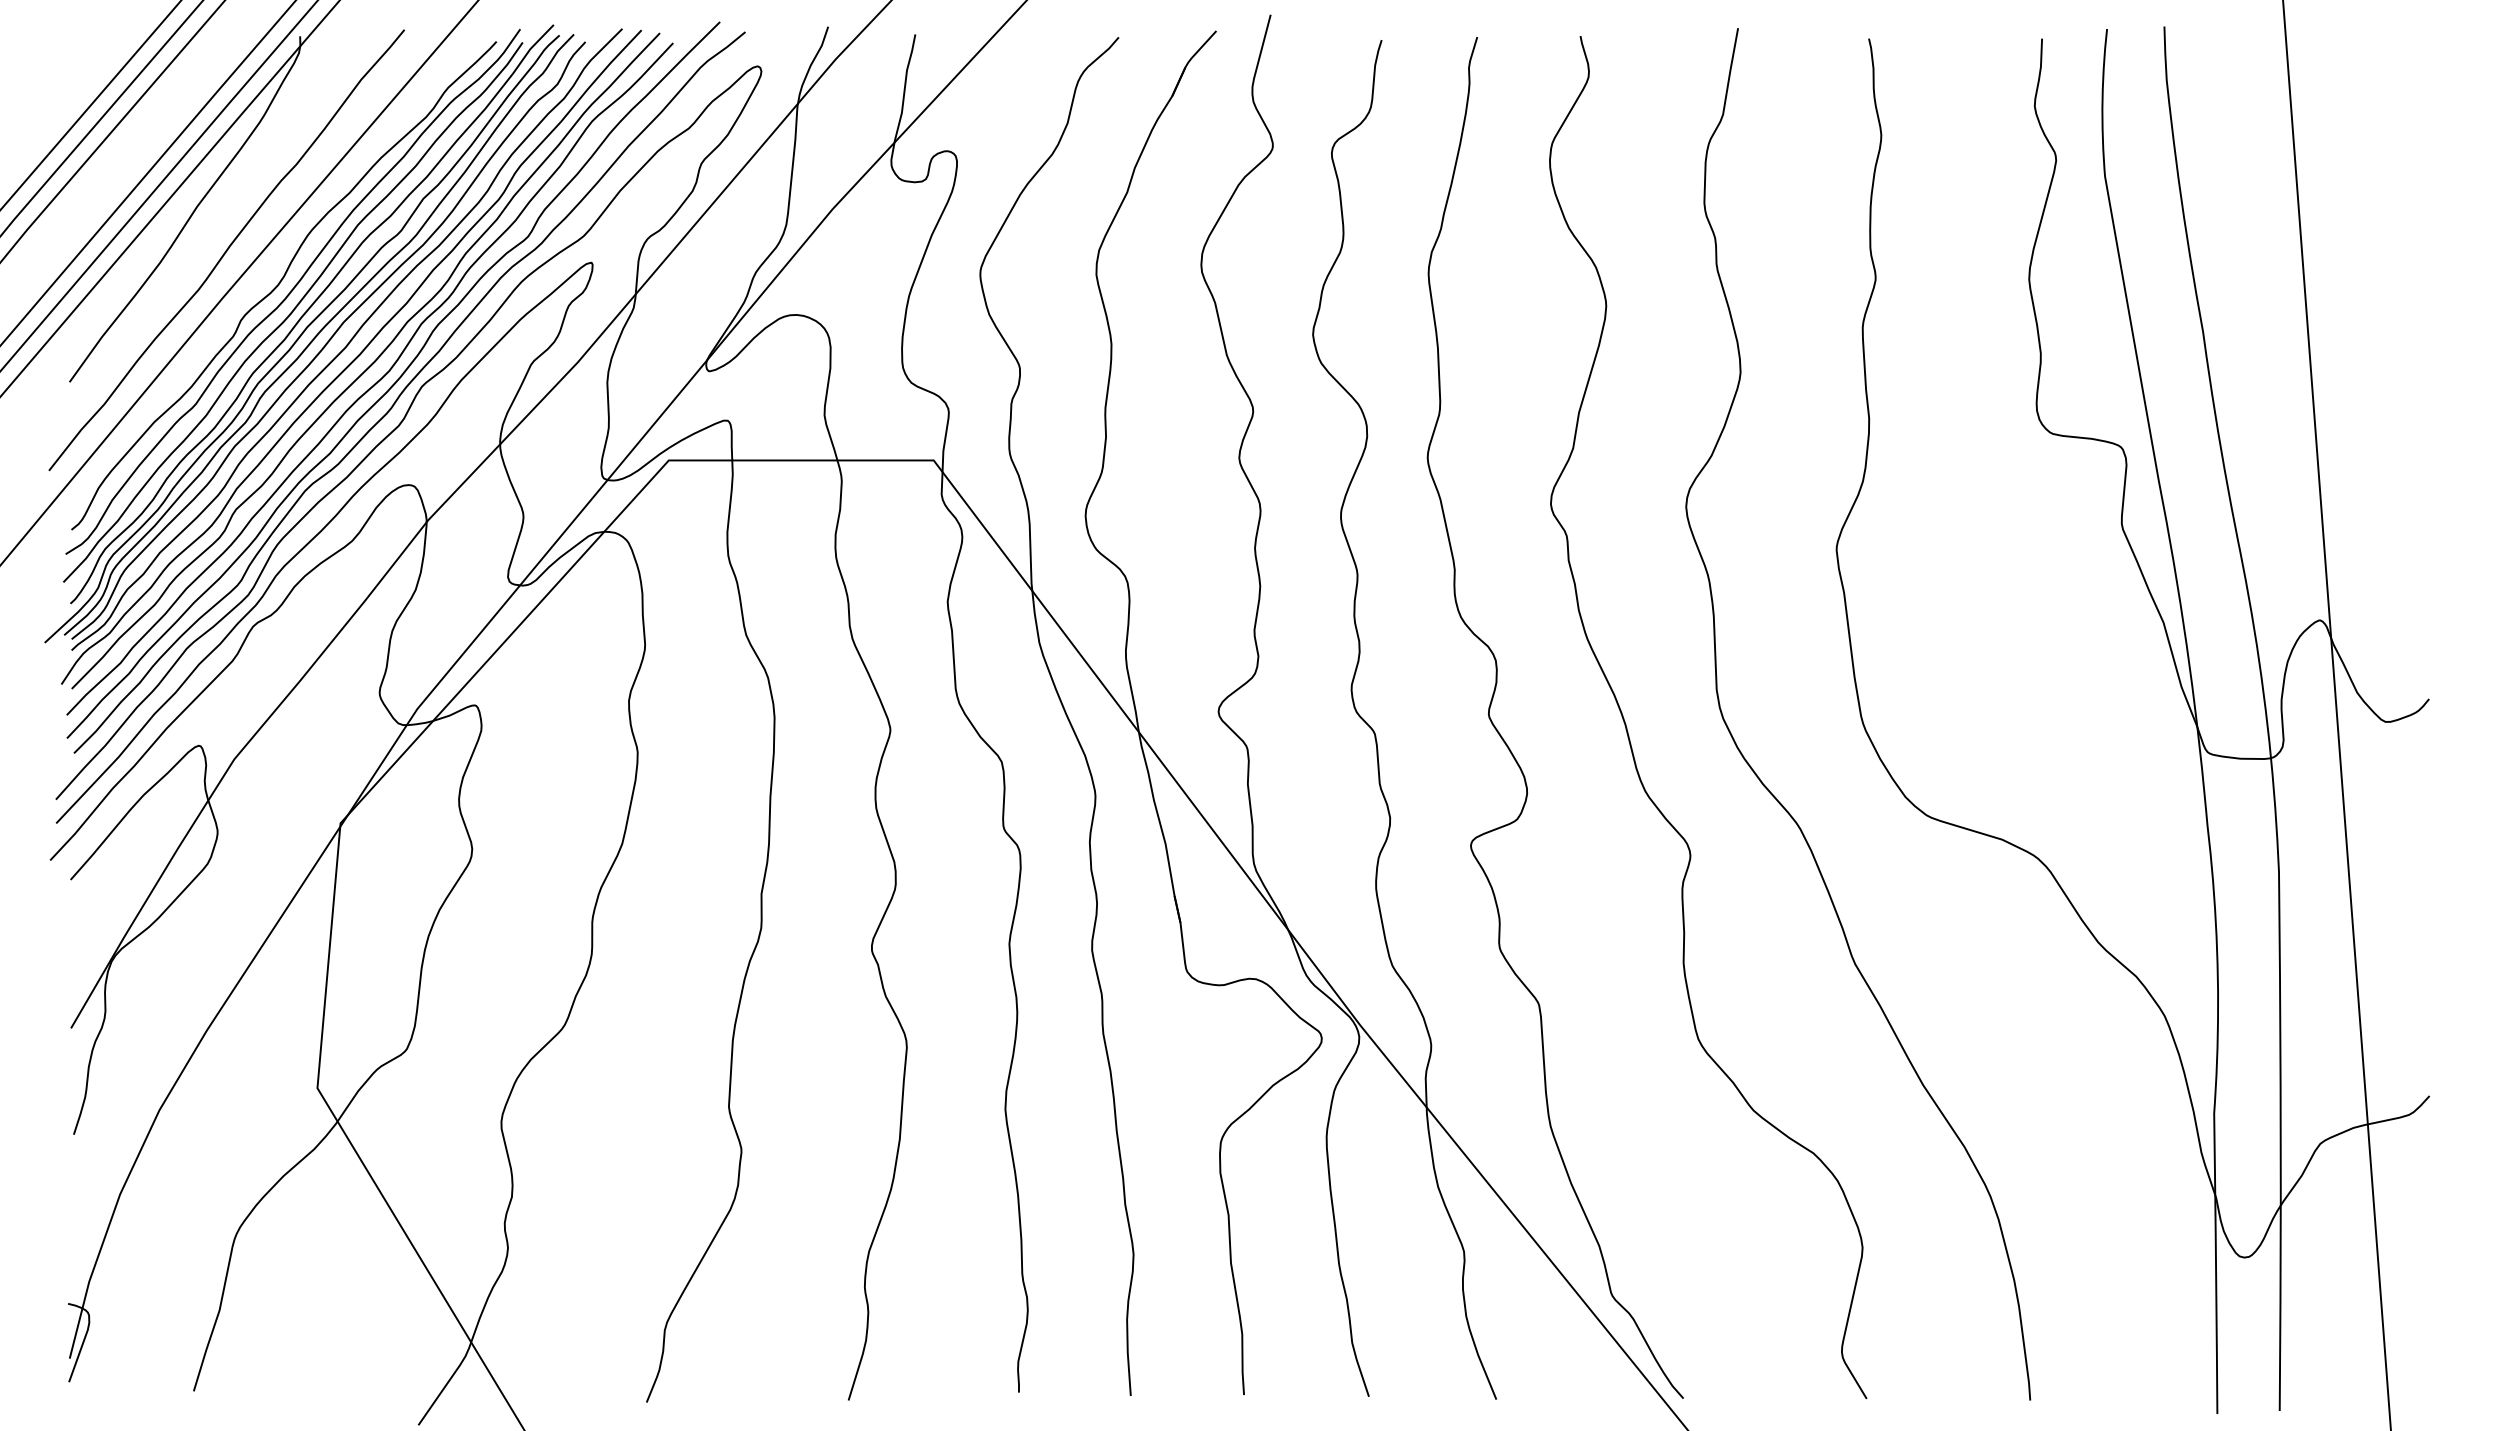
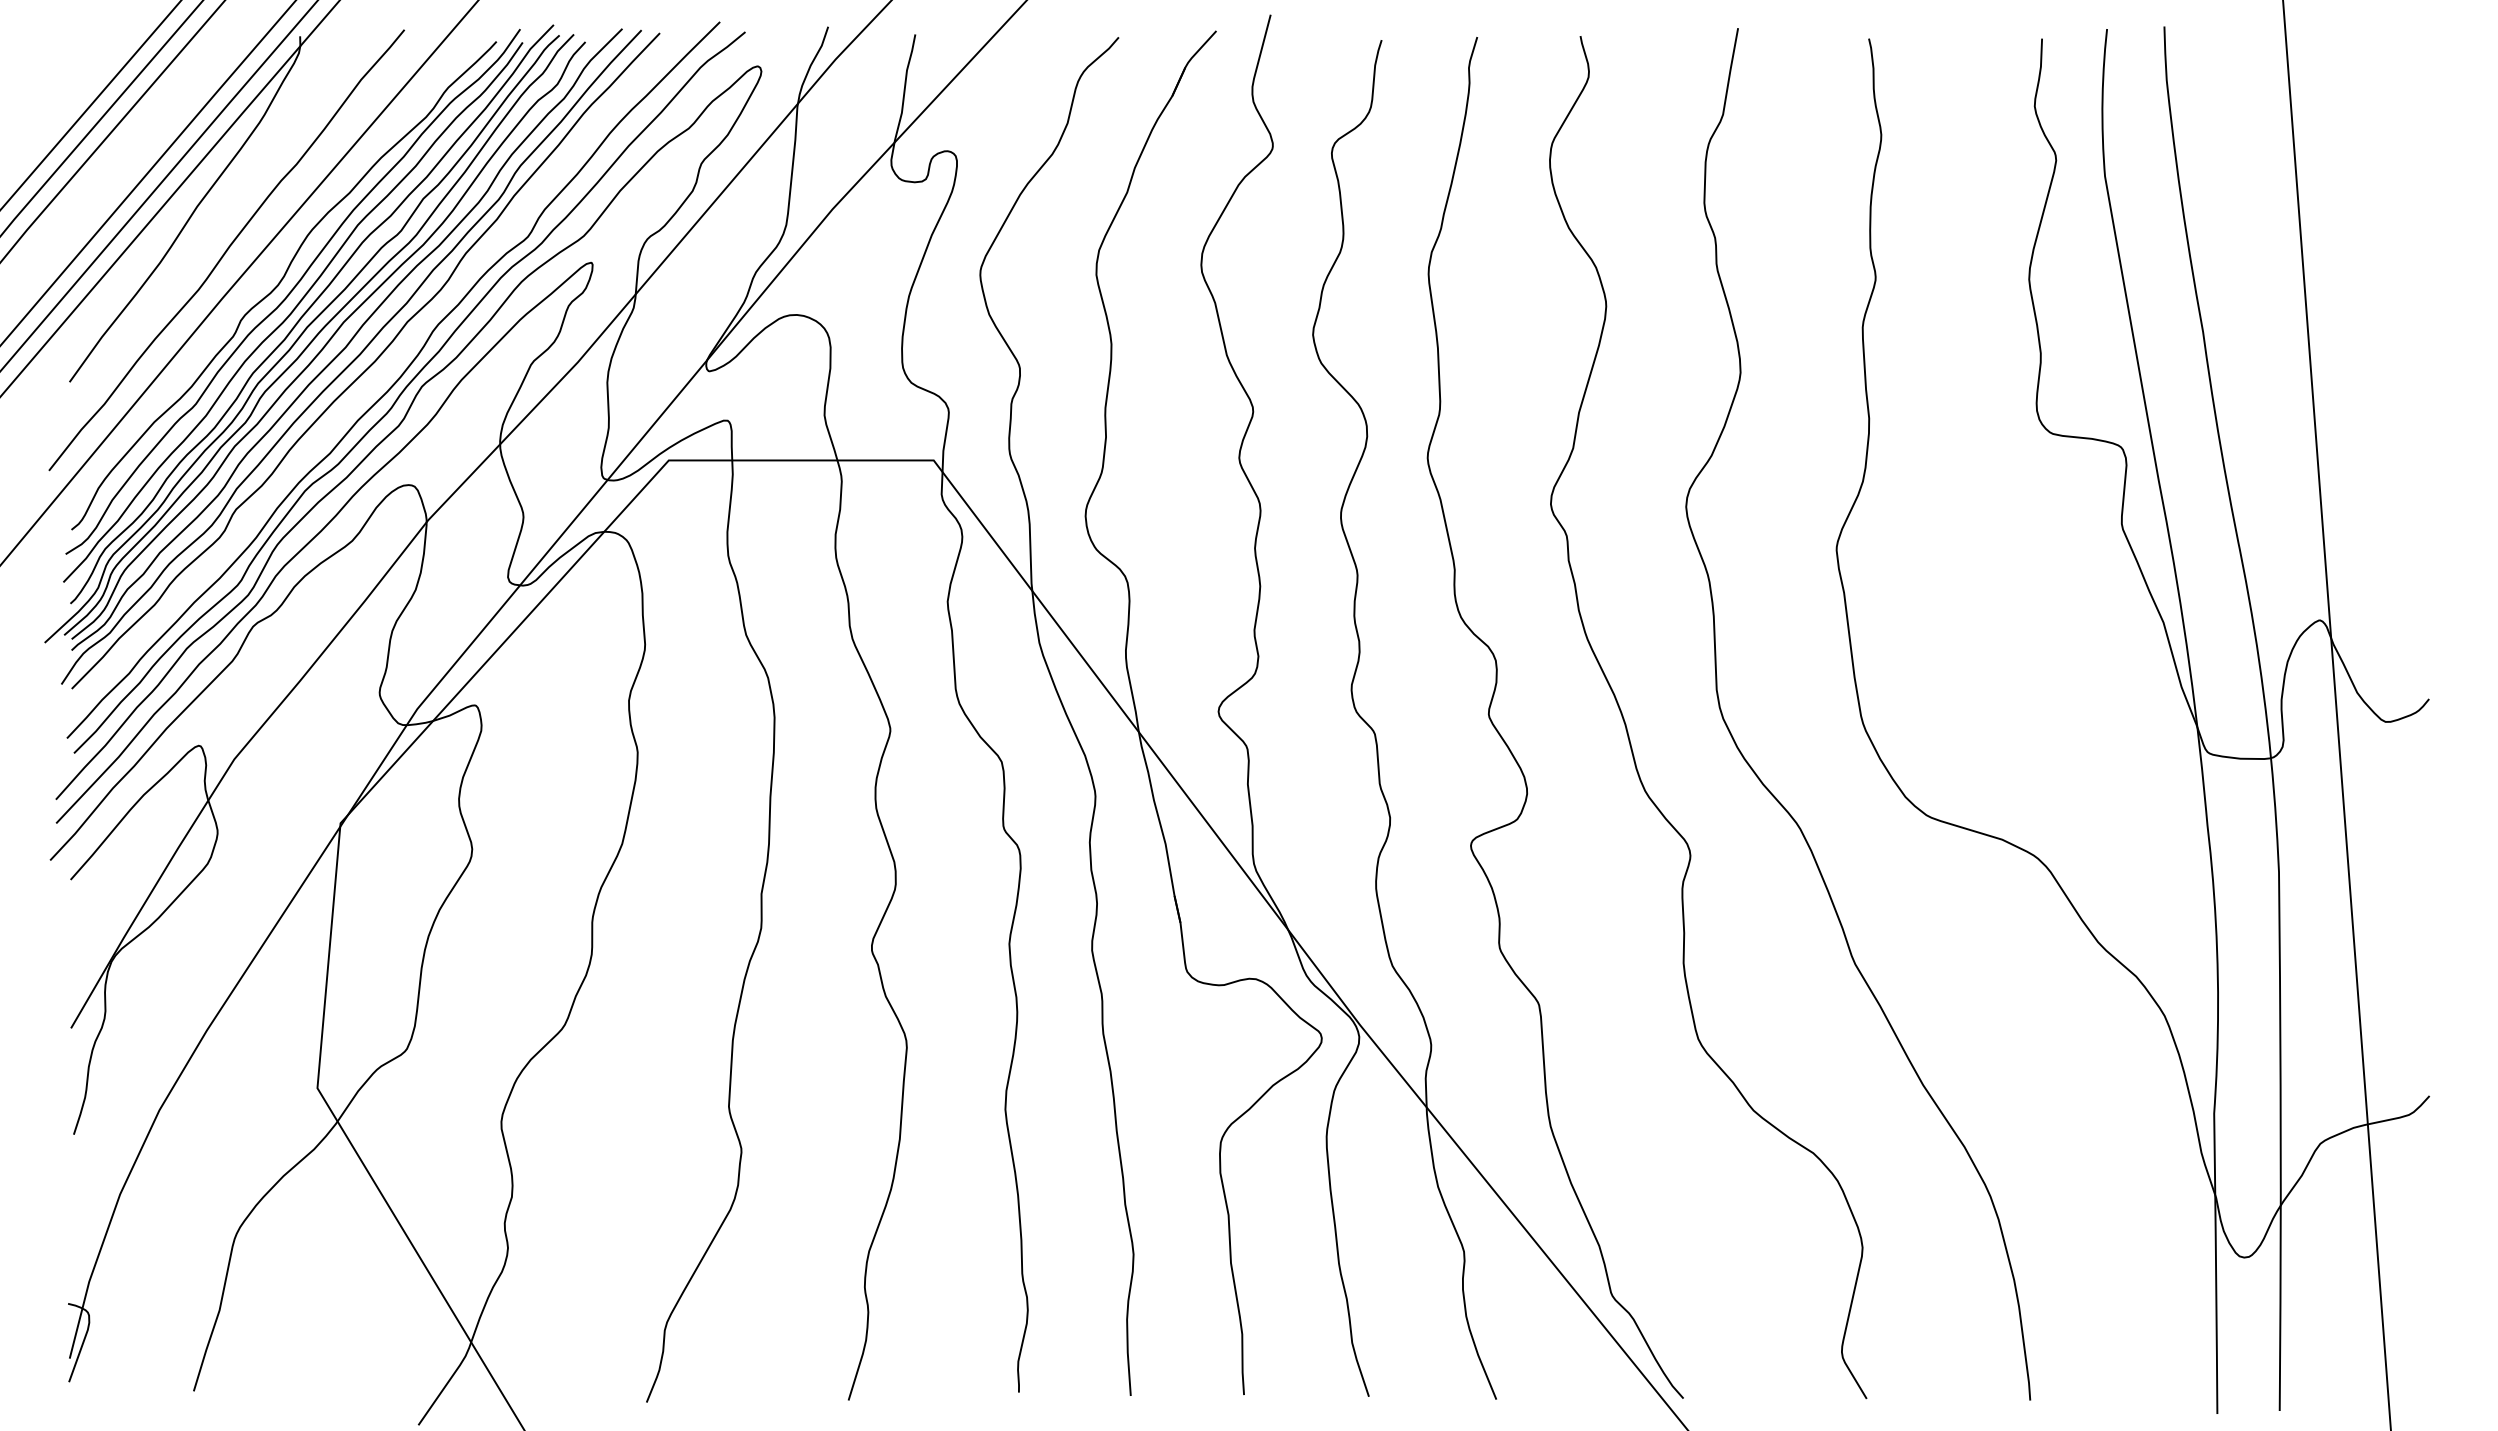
curve: present -> none (374, 383)
